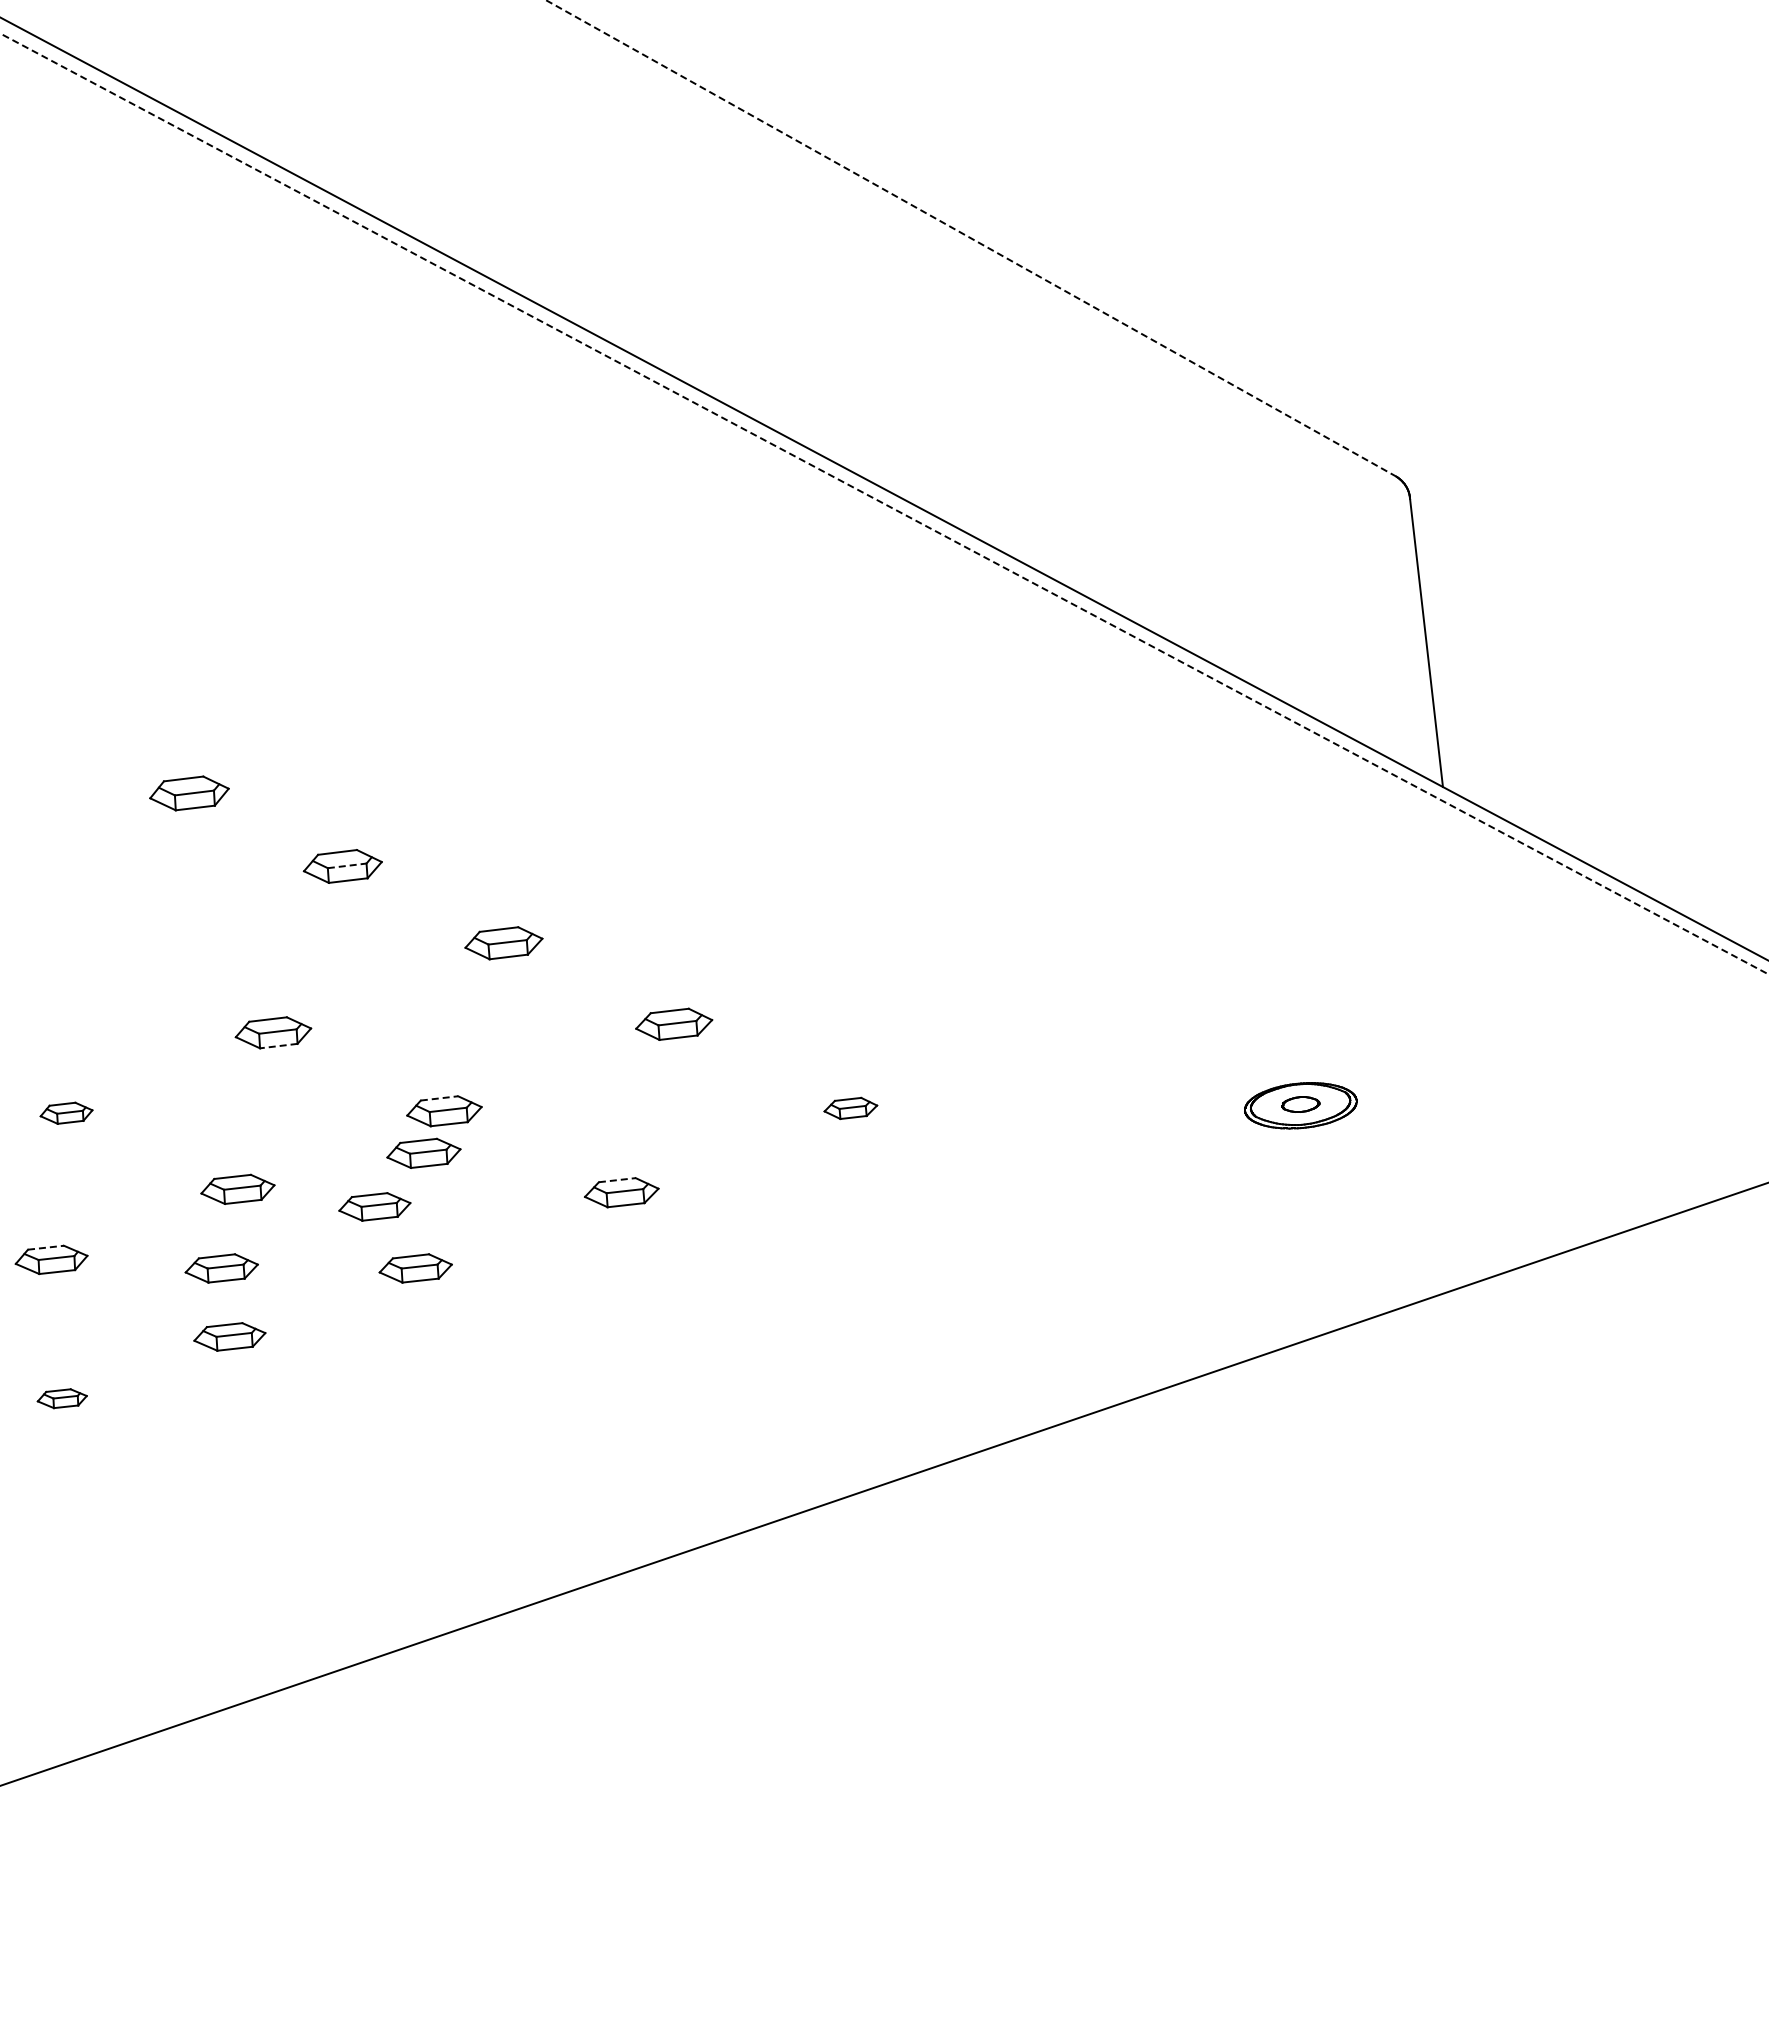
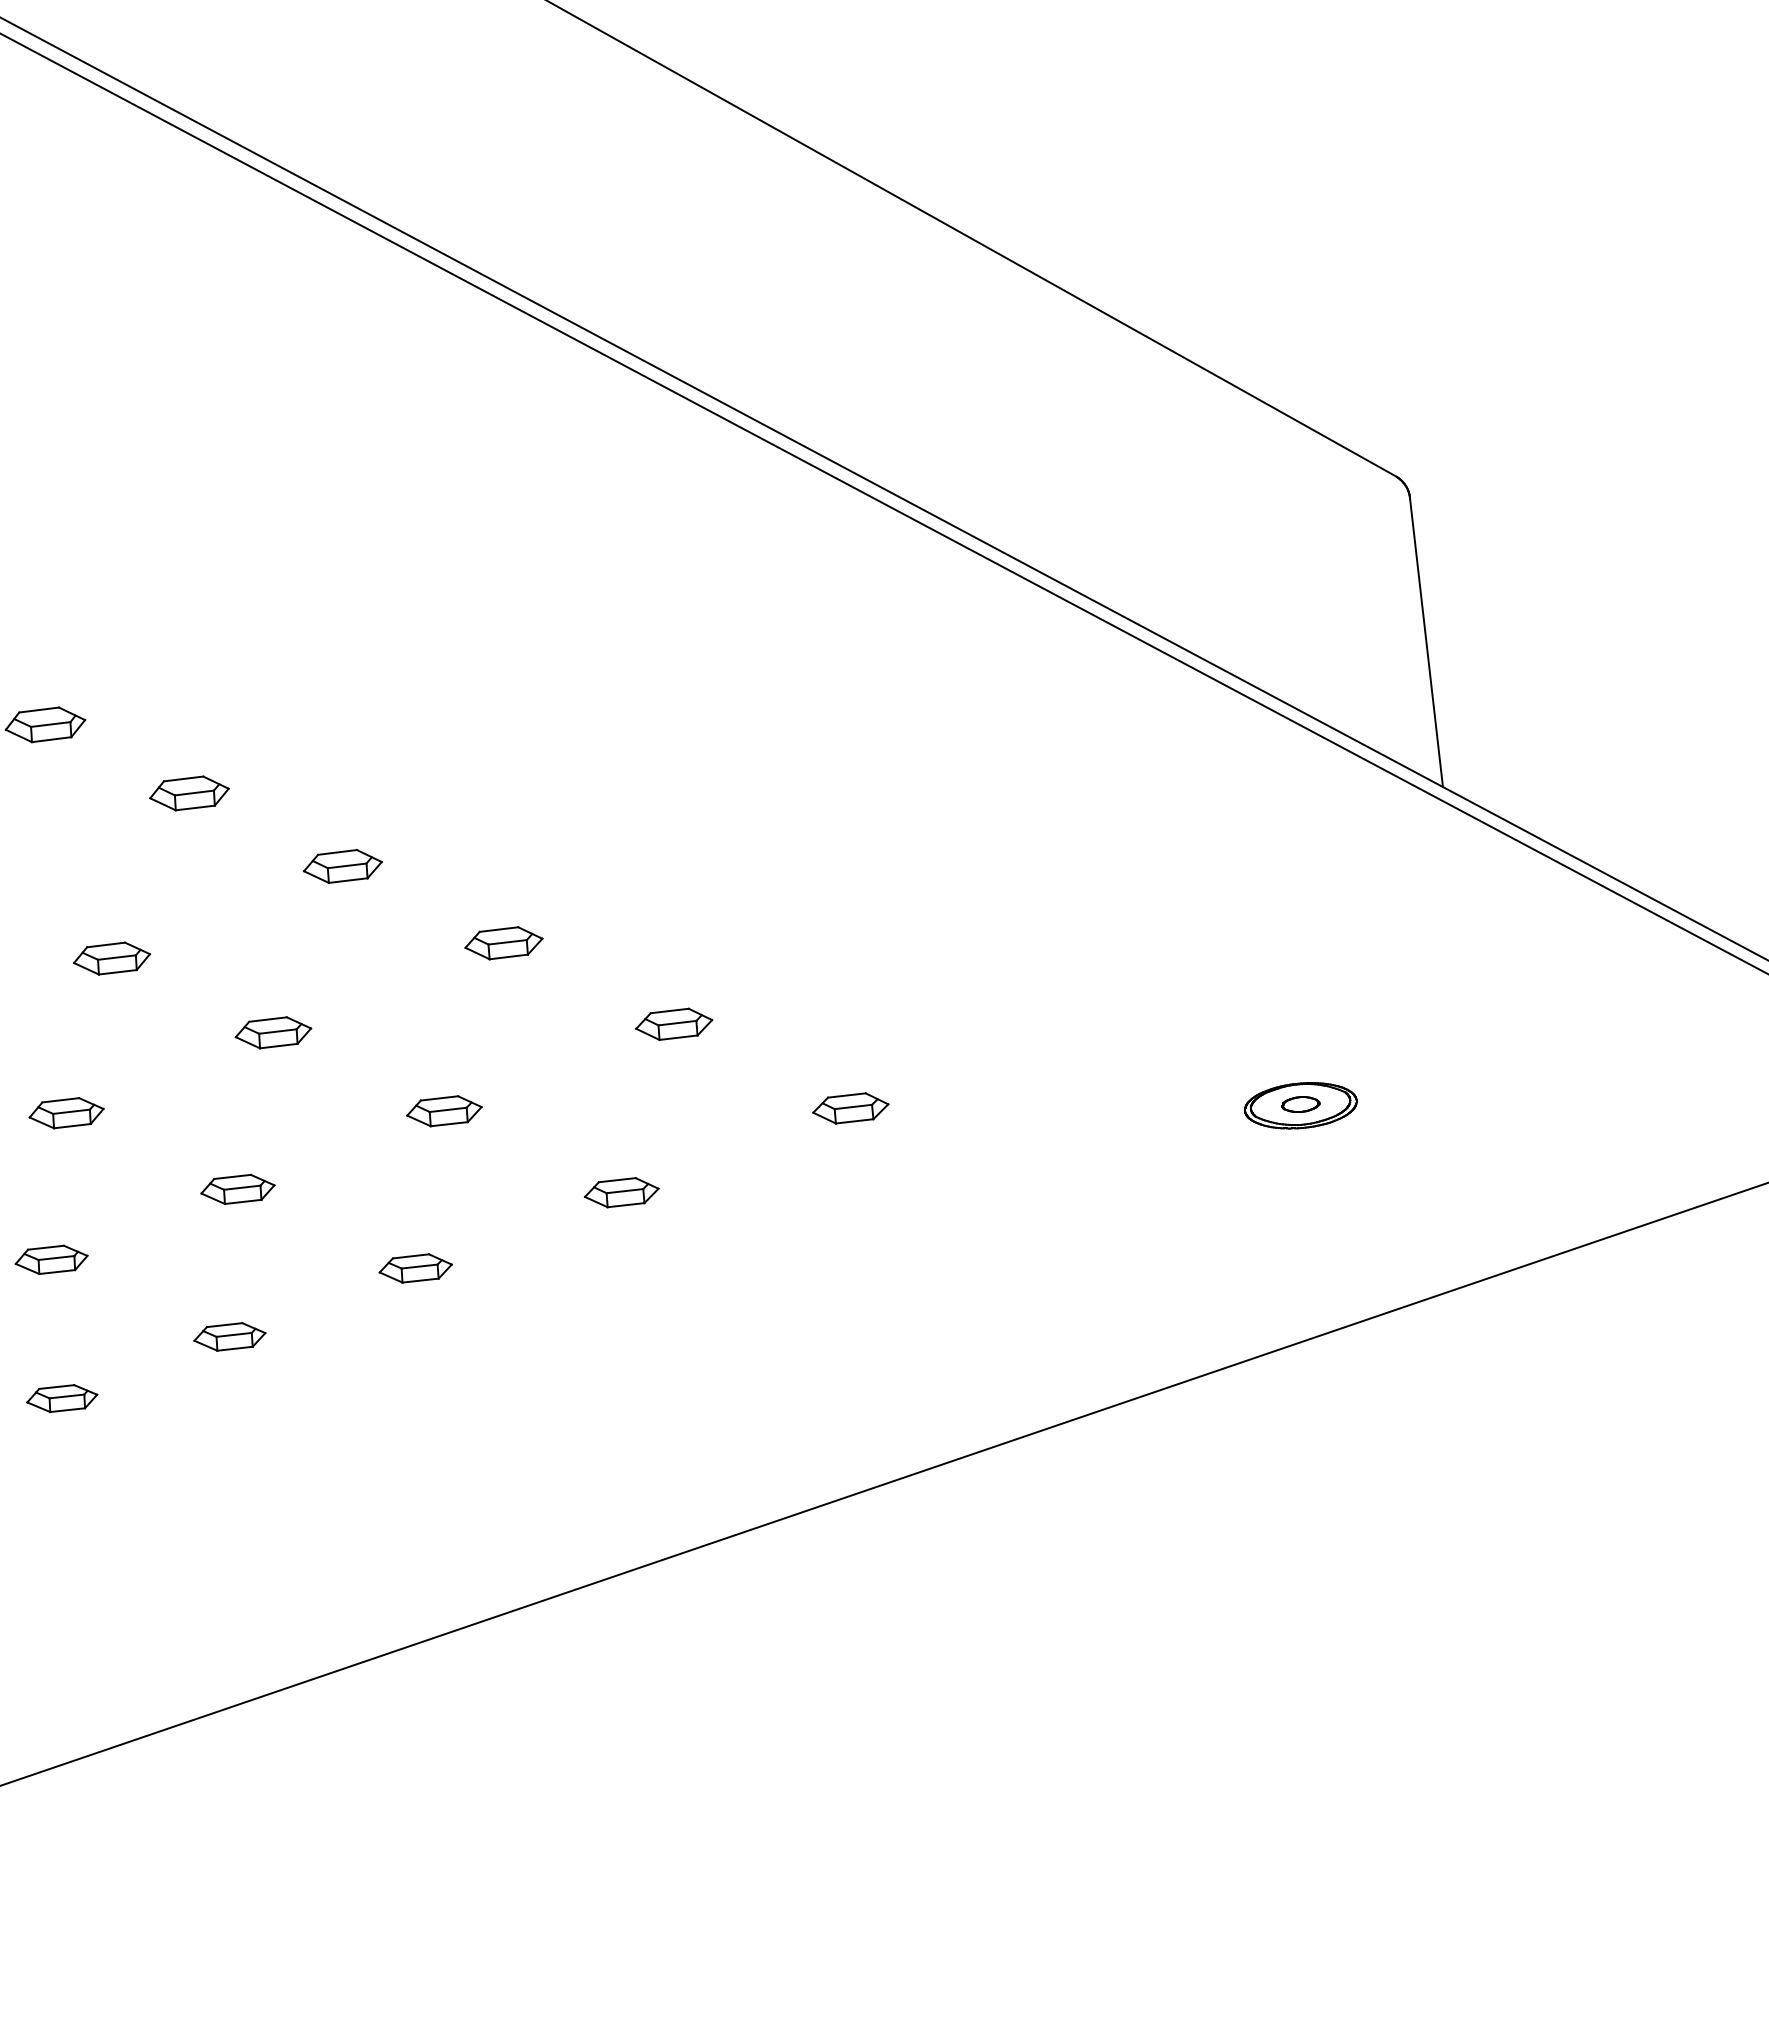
line: dashed -> solid (971, 238)
line: dashed -> solid (885, 504)
part: none -> present (45, 724)
line: dashed -> solid (347, 865)
part: none -> present (111, 958)
line: dashed -> solid (278, 1046)
line: dashed -> solid (439, 1098)
part size: 56x24 px -> 78x33 px (850, 1108)
part size: 55x24 px -> 77x33 px (66, 1113)
part: present -> none (423, 1152)
line: dashed -> solid (617, 1180)
part: present -> none (374, 1206)
line: dashed -> solid (46, 1247)
part: present -> none (221, 1268)
part size: 52x22 px -> 73x30 px (62, 1398)
